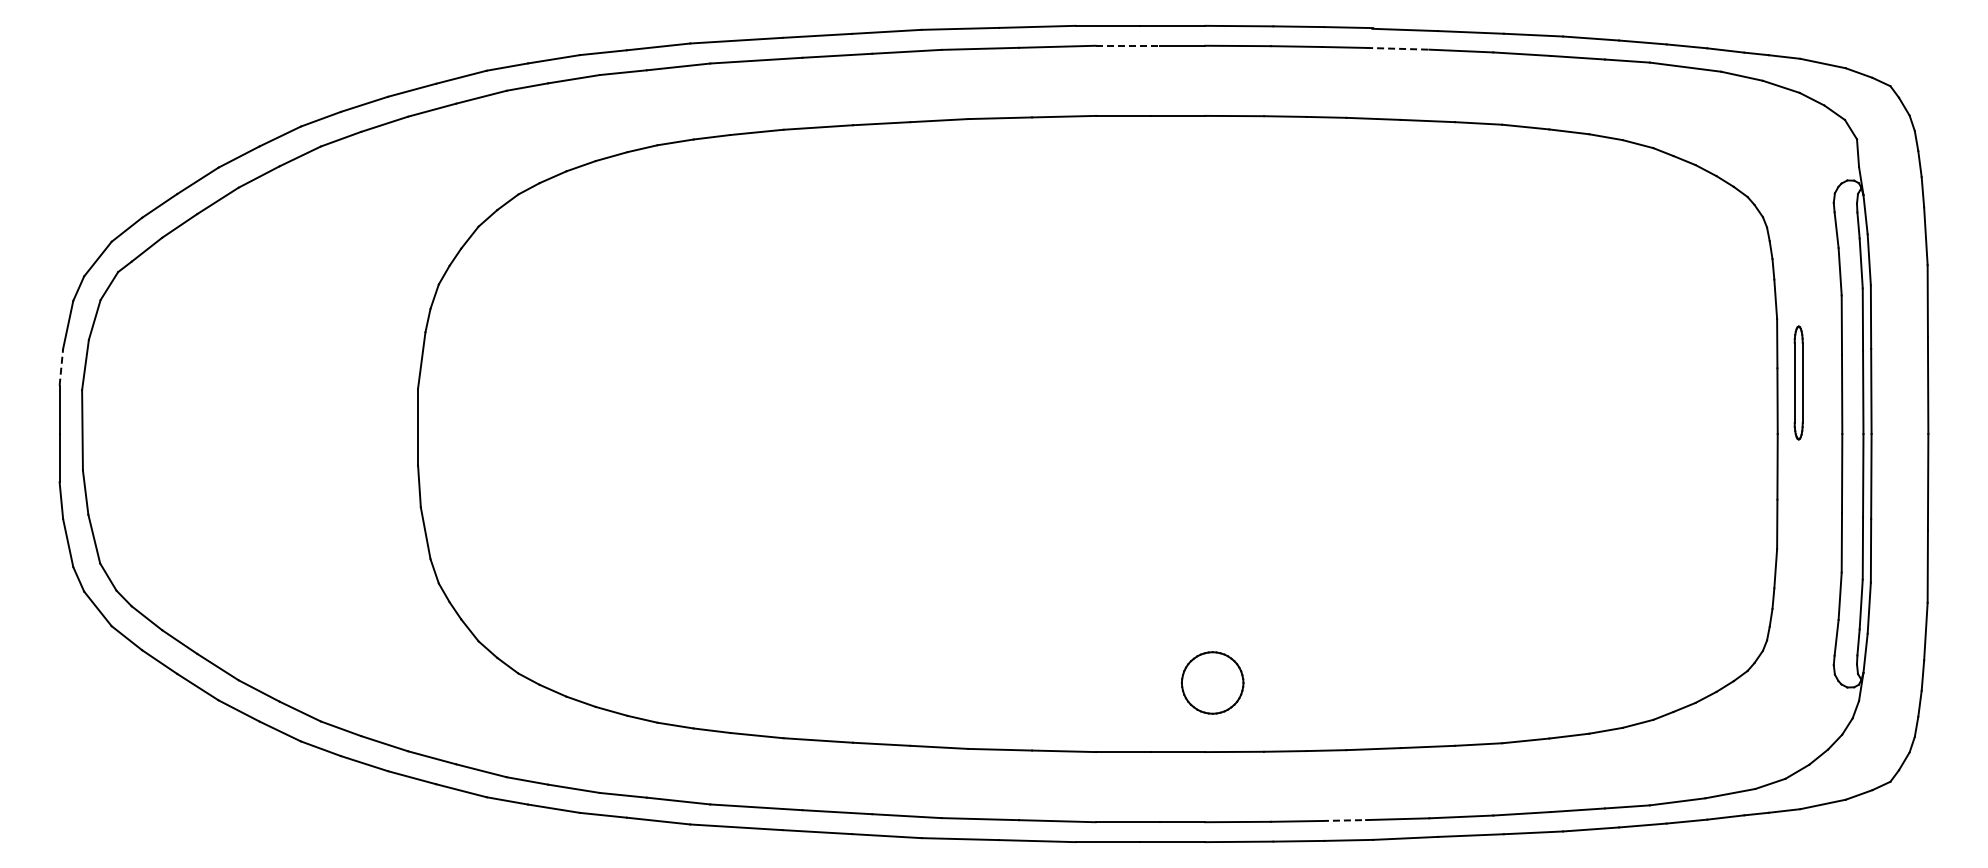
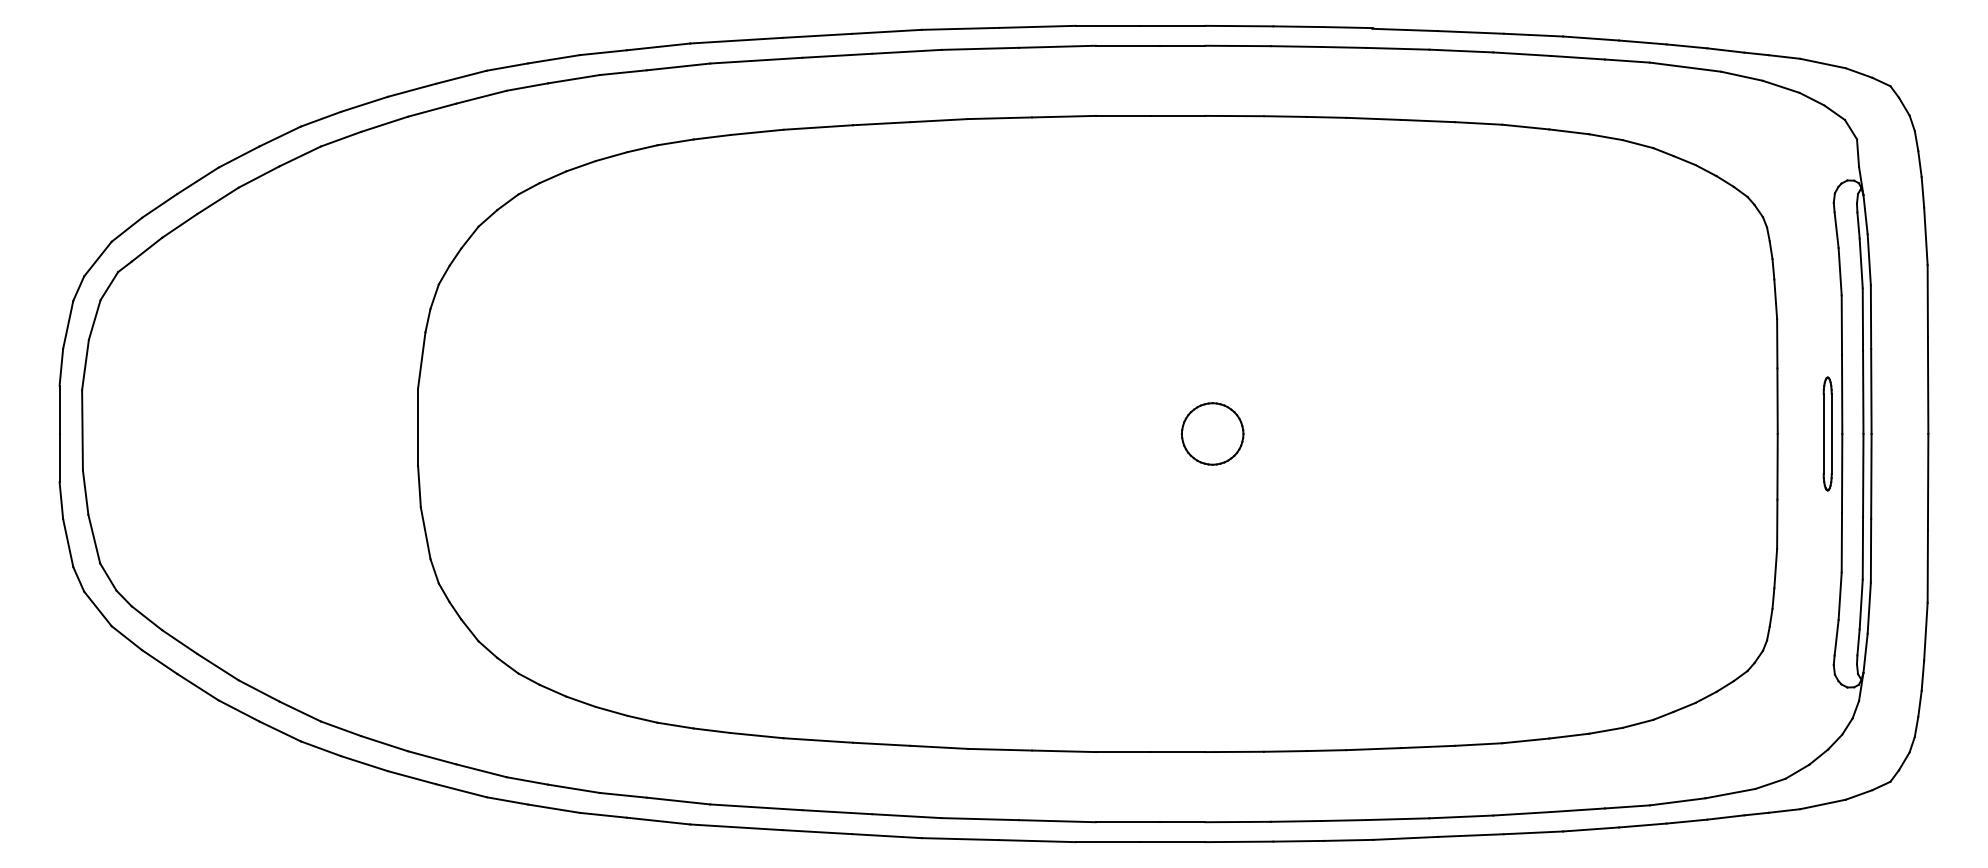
line: dashed -> solid (1128, 45)
line: dashed -> solid (1397, 48)
line: dashed -> solid (61, 366)
part position: (1798, 382) -> (1827, 433) (1827, 433)
part position: (1212, 682) -> (1212, 433) (1212, 433)
line: dashed -> solid (1344, 820)
